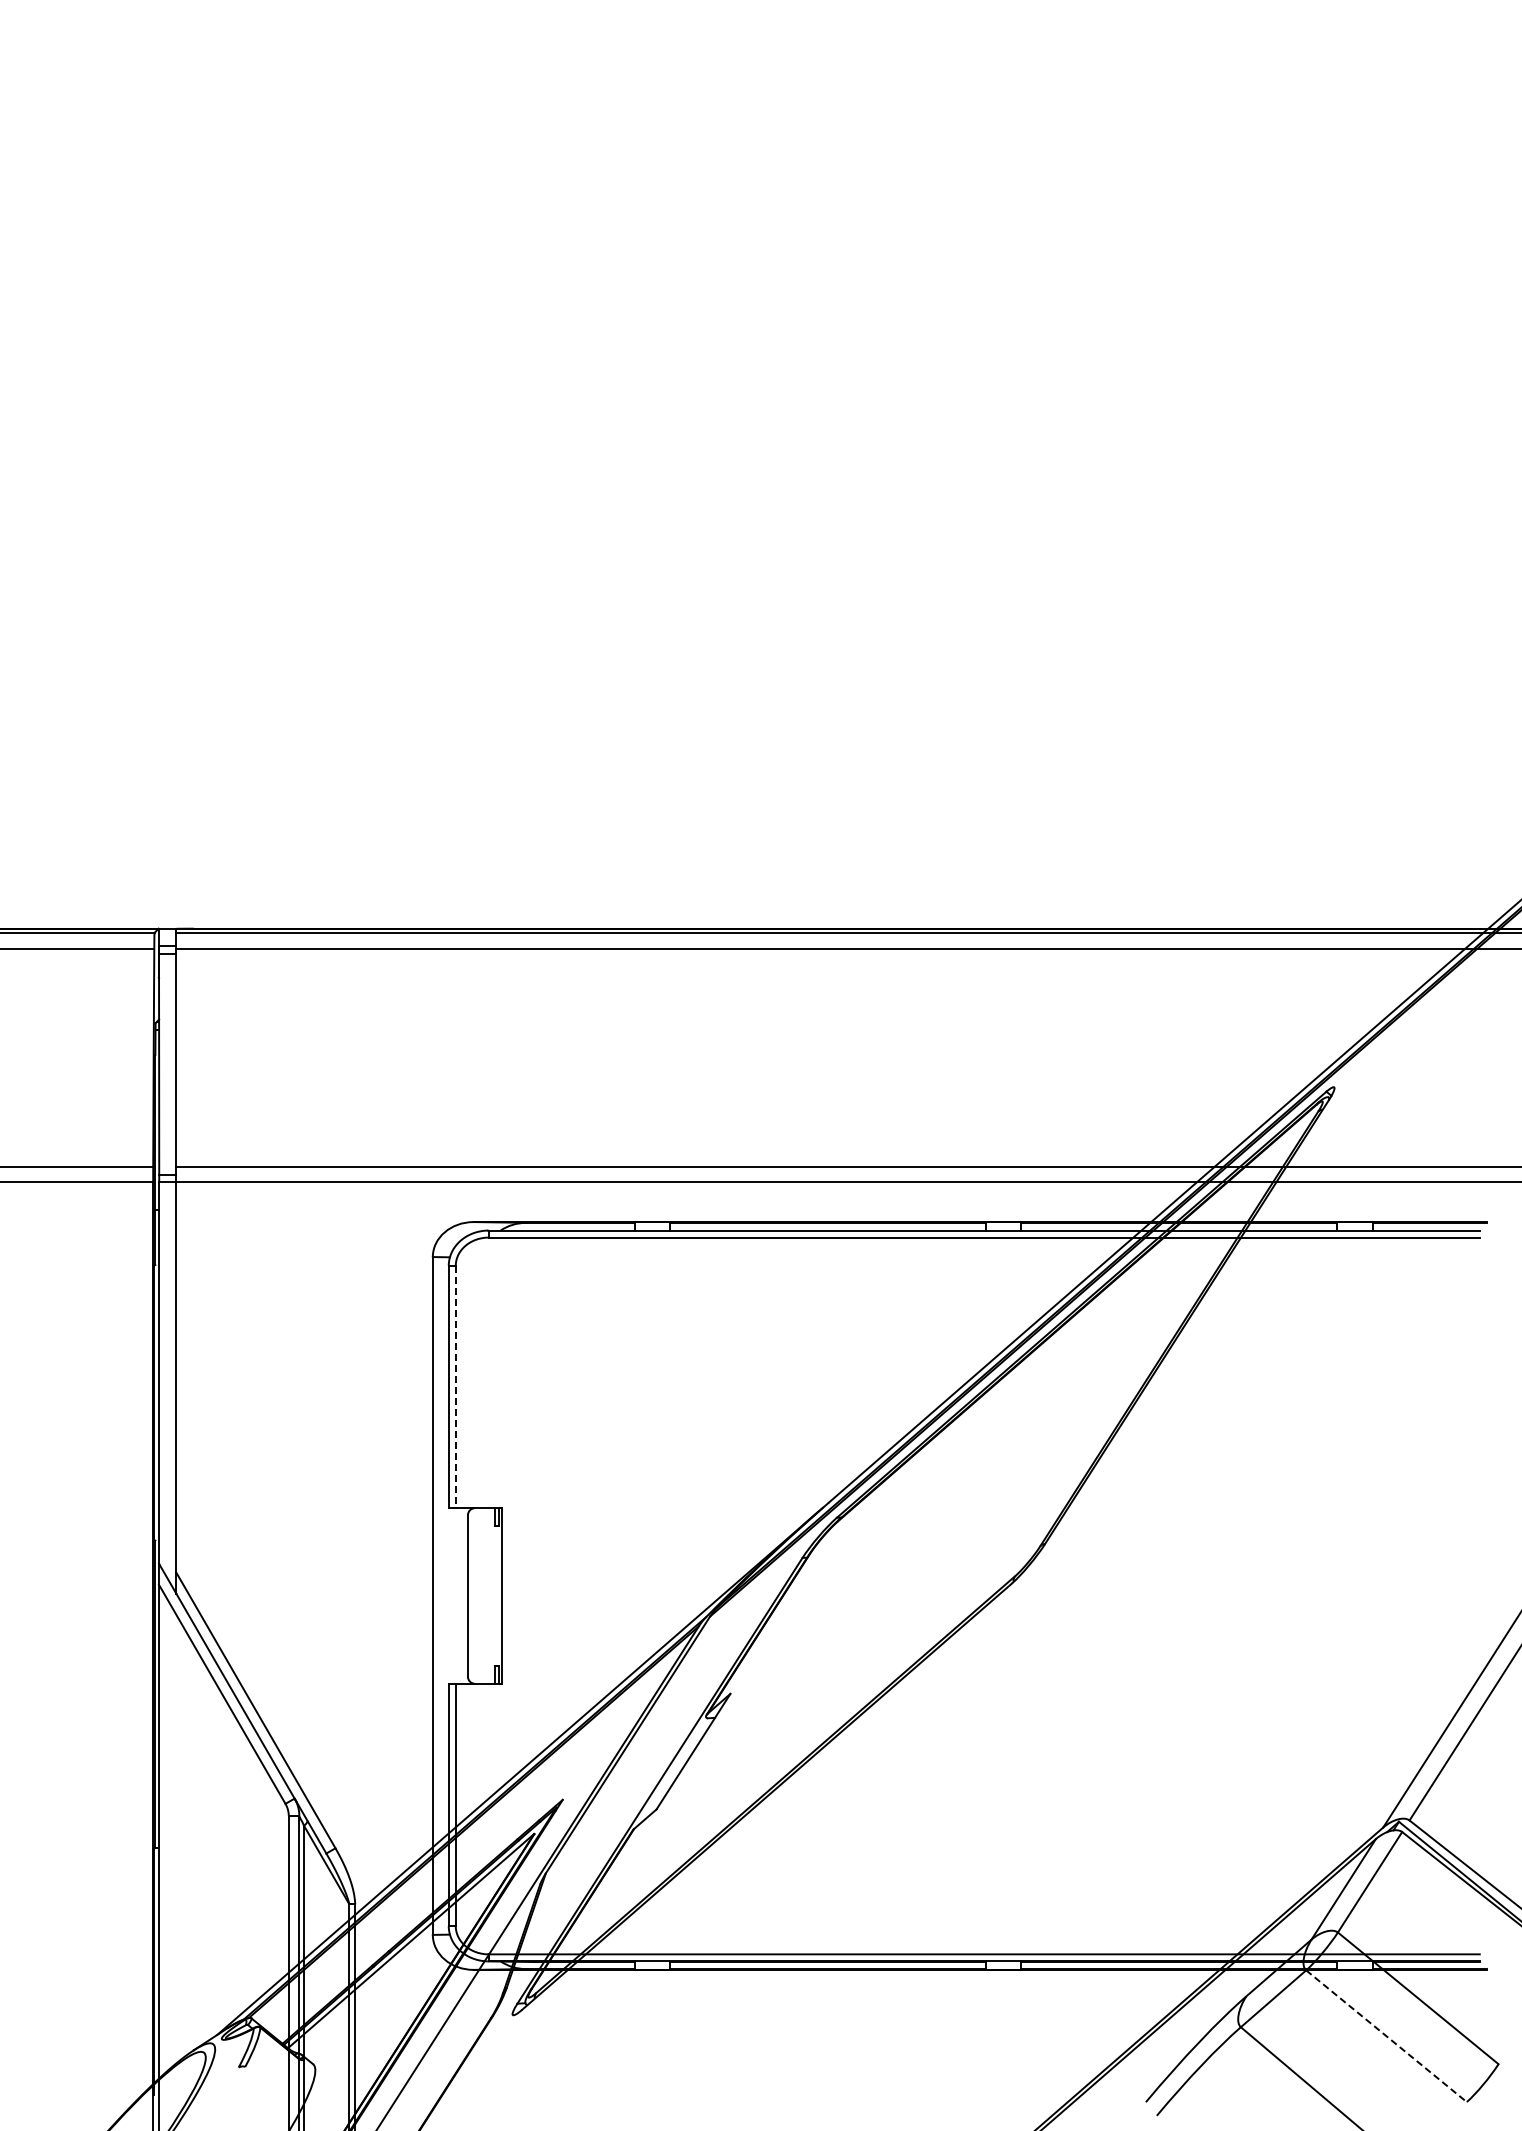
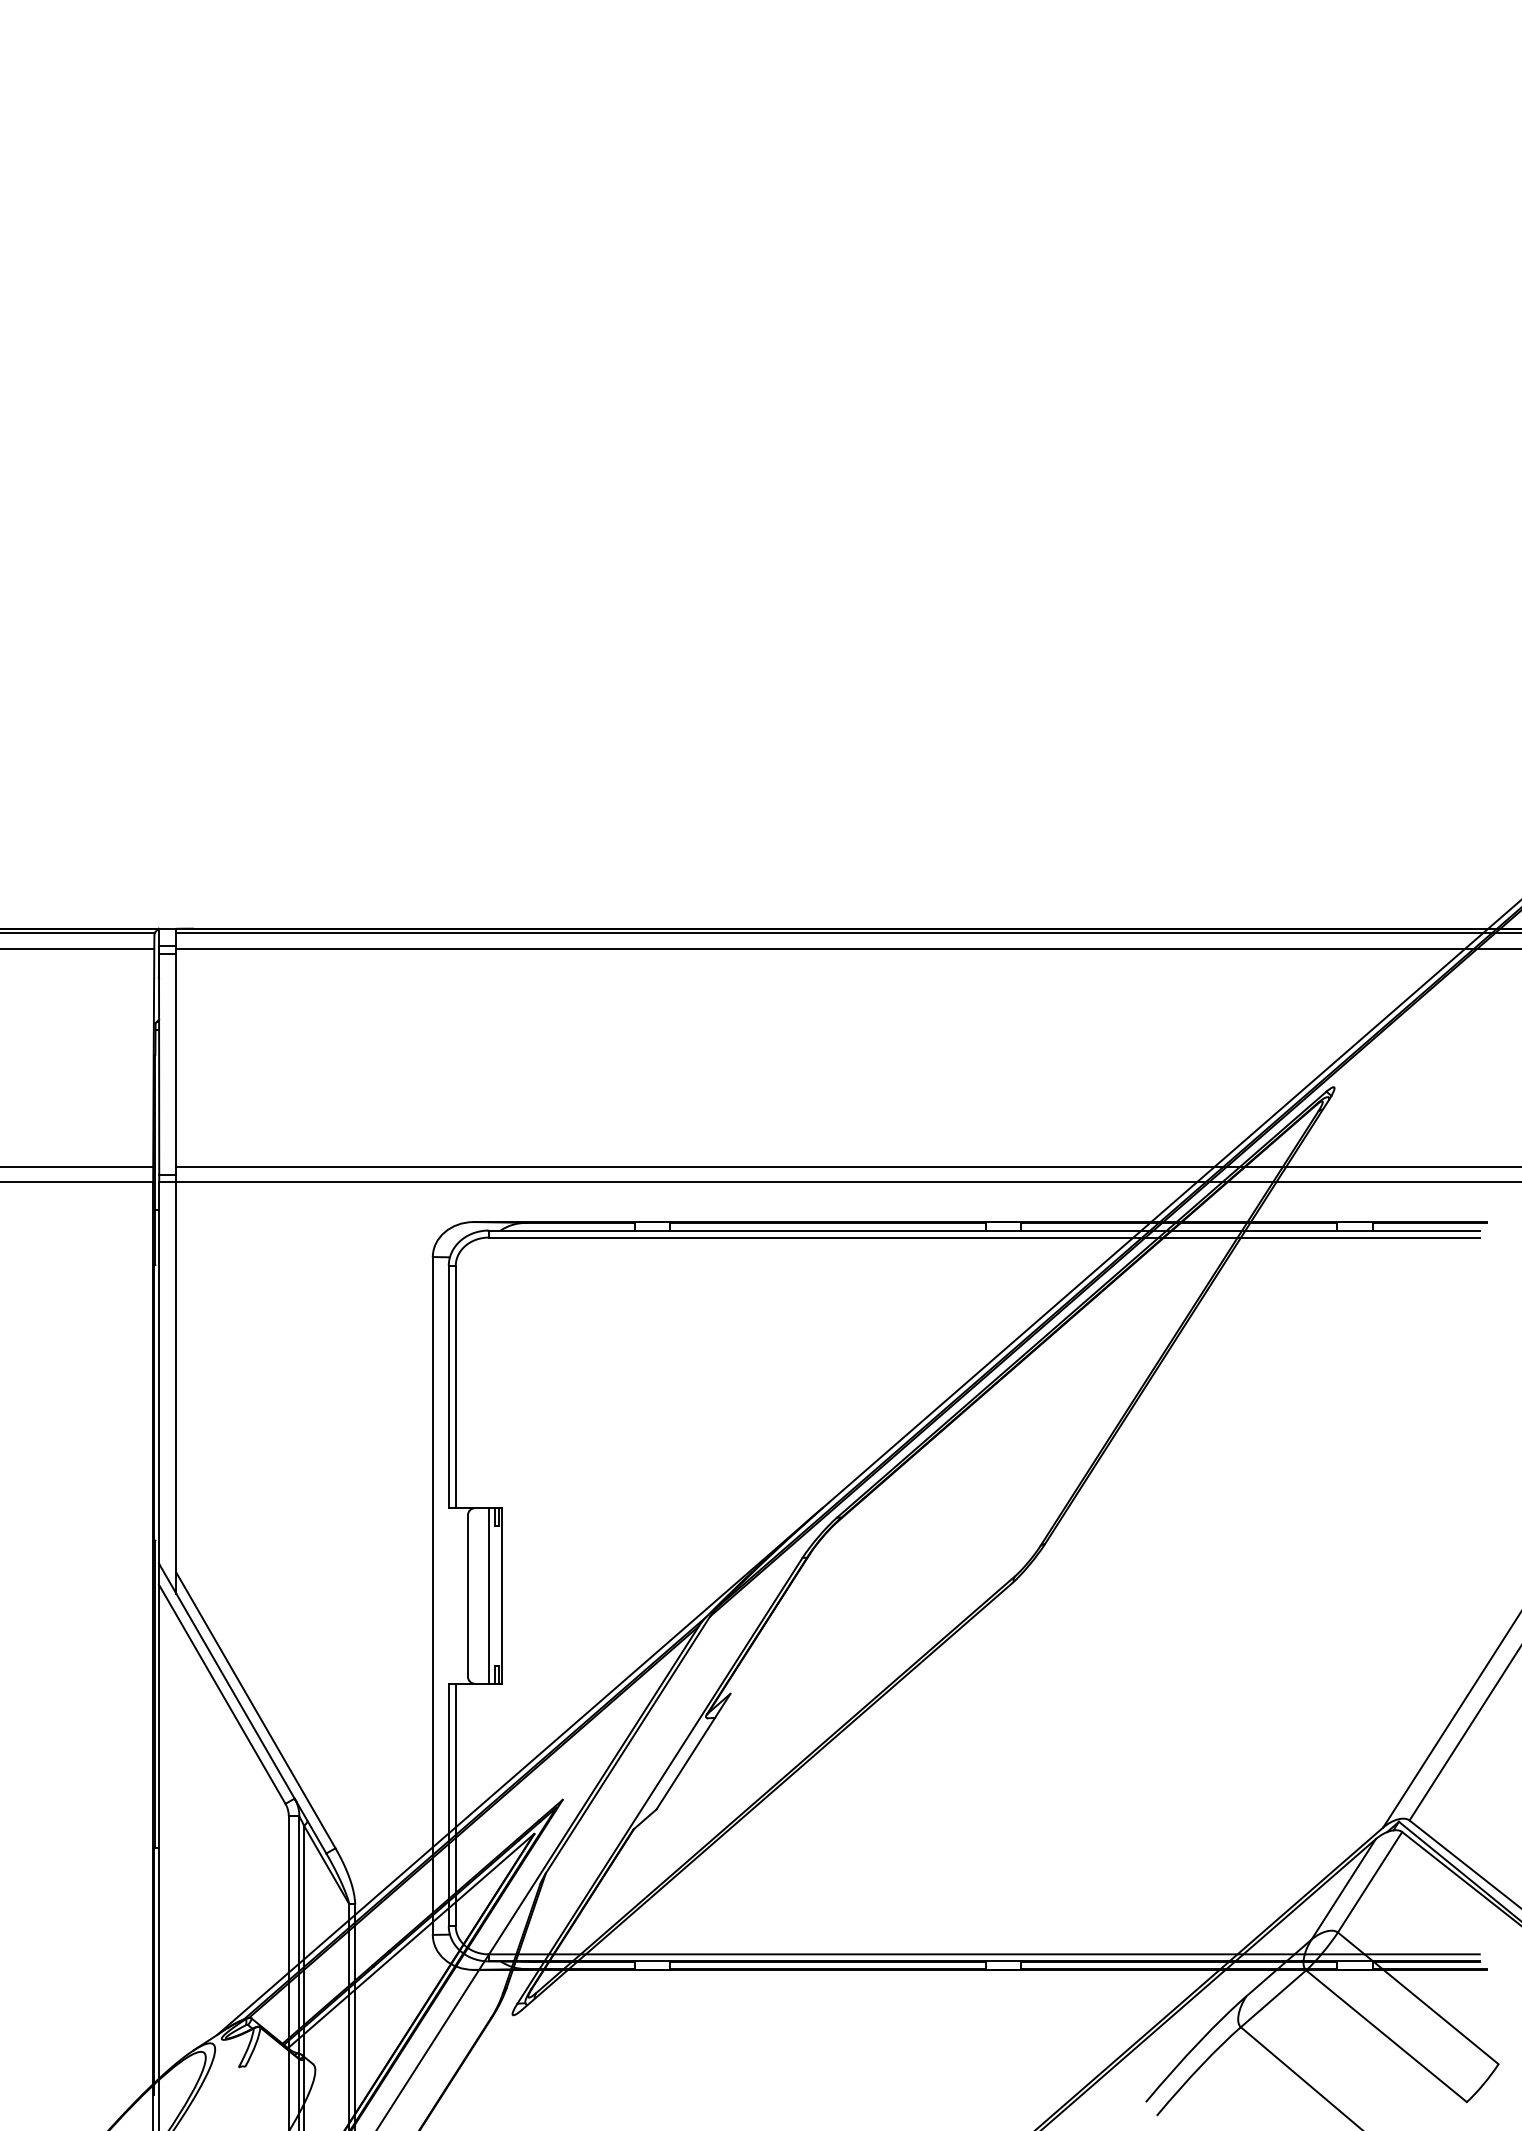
line: dashed -> solid (455, 1387)
line: none -> present (488, 1595)
line: dashed -> solid (1386, 2036)
